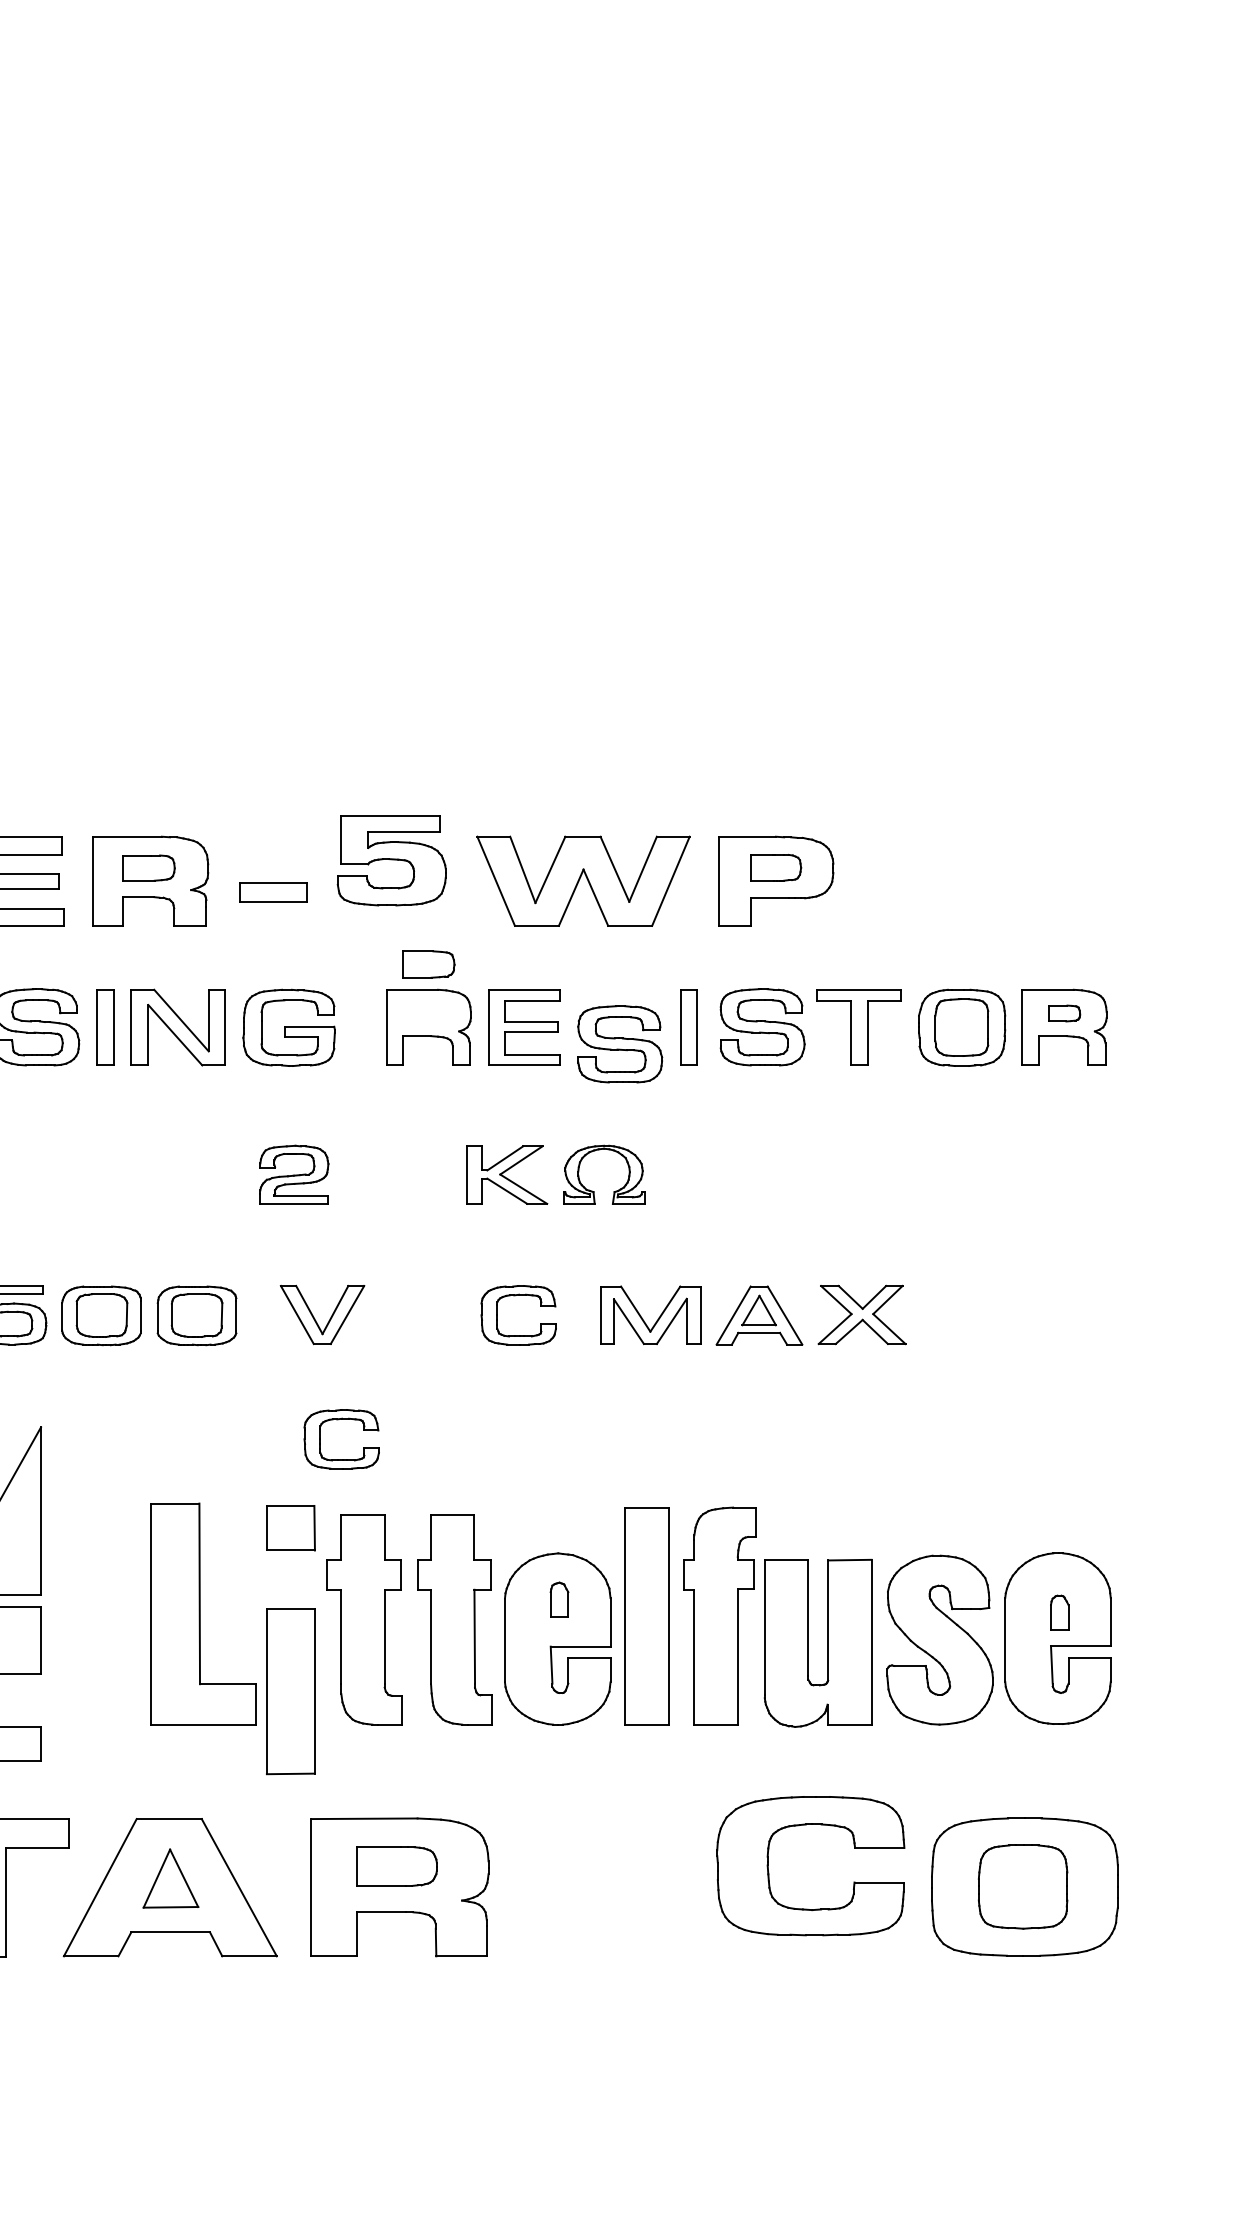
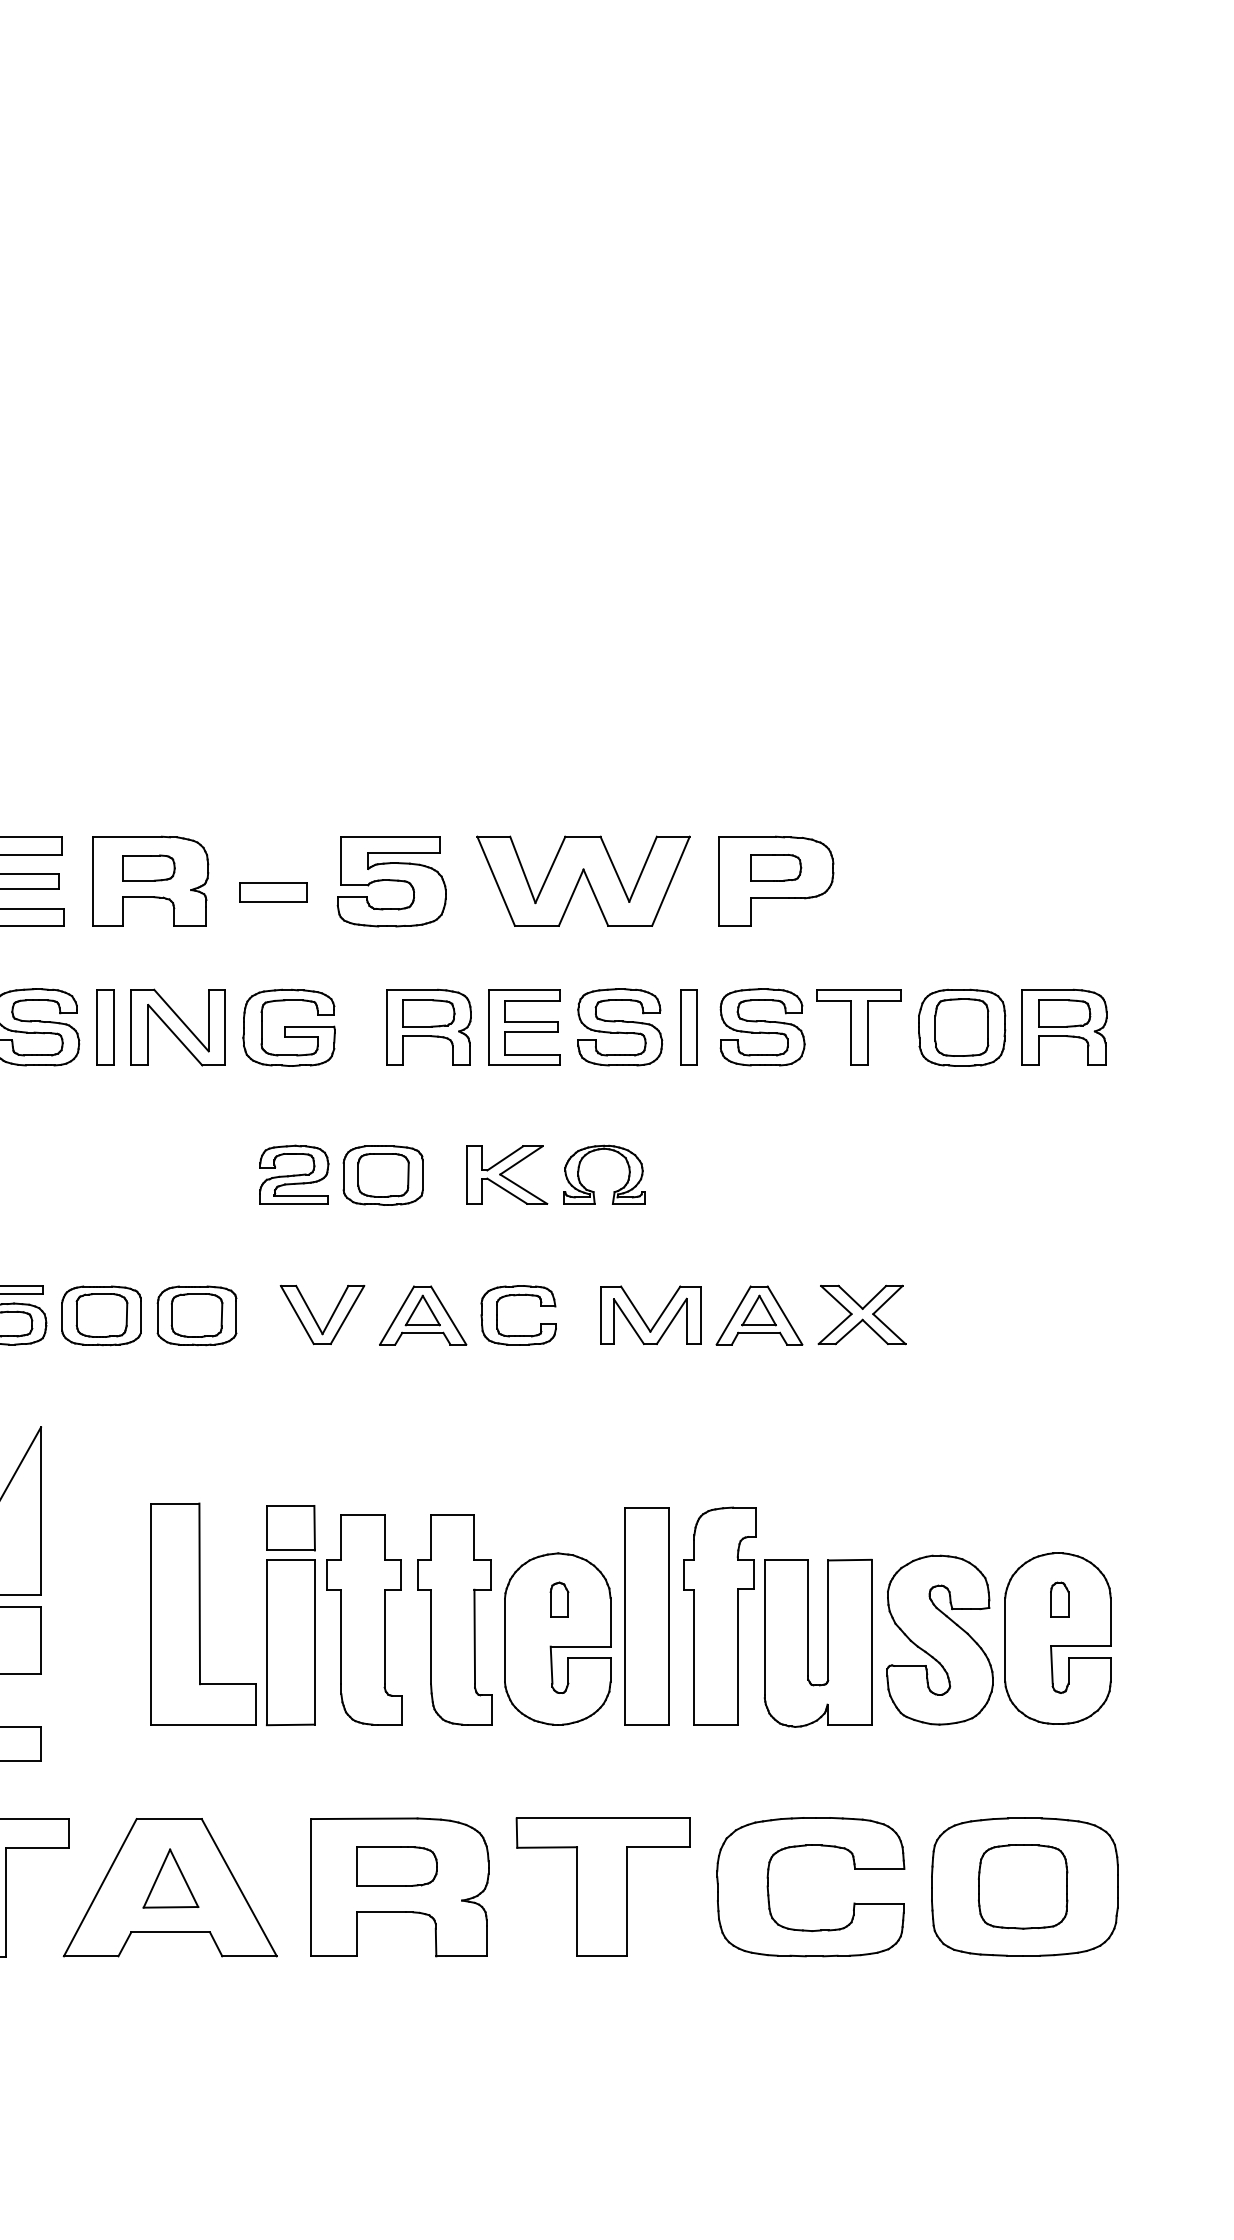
part position: (391, 860) -> (391, 881) (391, 881)
part position: (428, 964) -> (428, 1013) (428, 1013)
part size: 34x19 px -> 54x29 px (1064, 1013)
part position: (620, 1044) -> (620, 1027) (620, 1027)
part: none -> present (382, 1175)
part: none -> present (423, 1315)
part: present -> none (338, 1420)
part position: (1059, 1612) -> (1059, 1599) (1059, 1599)
part position: (290, 1691) -> (290, 1642) (290, 1642)
part position: (806, 1825) -> (806, 1846) (806, 1846)
part: none -> present (602, 1886)
